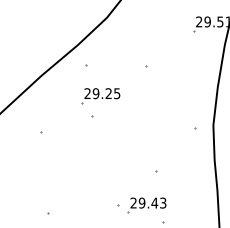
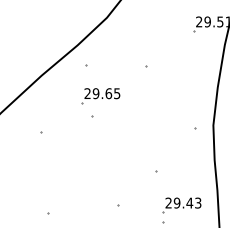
text: 29.25 -> 29.65 (108, 93)
part position: (146, 205) -> (181, 205) (181, 205)
